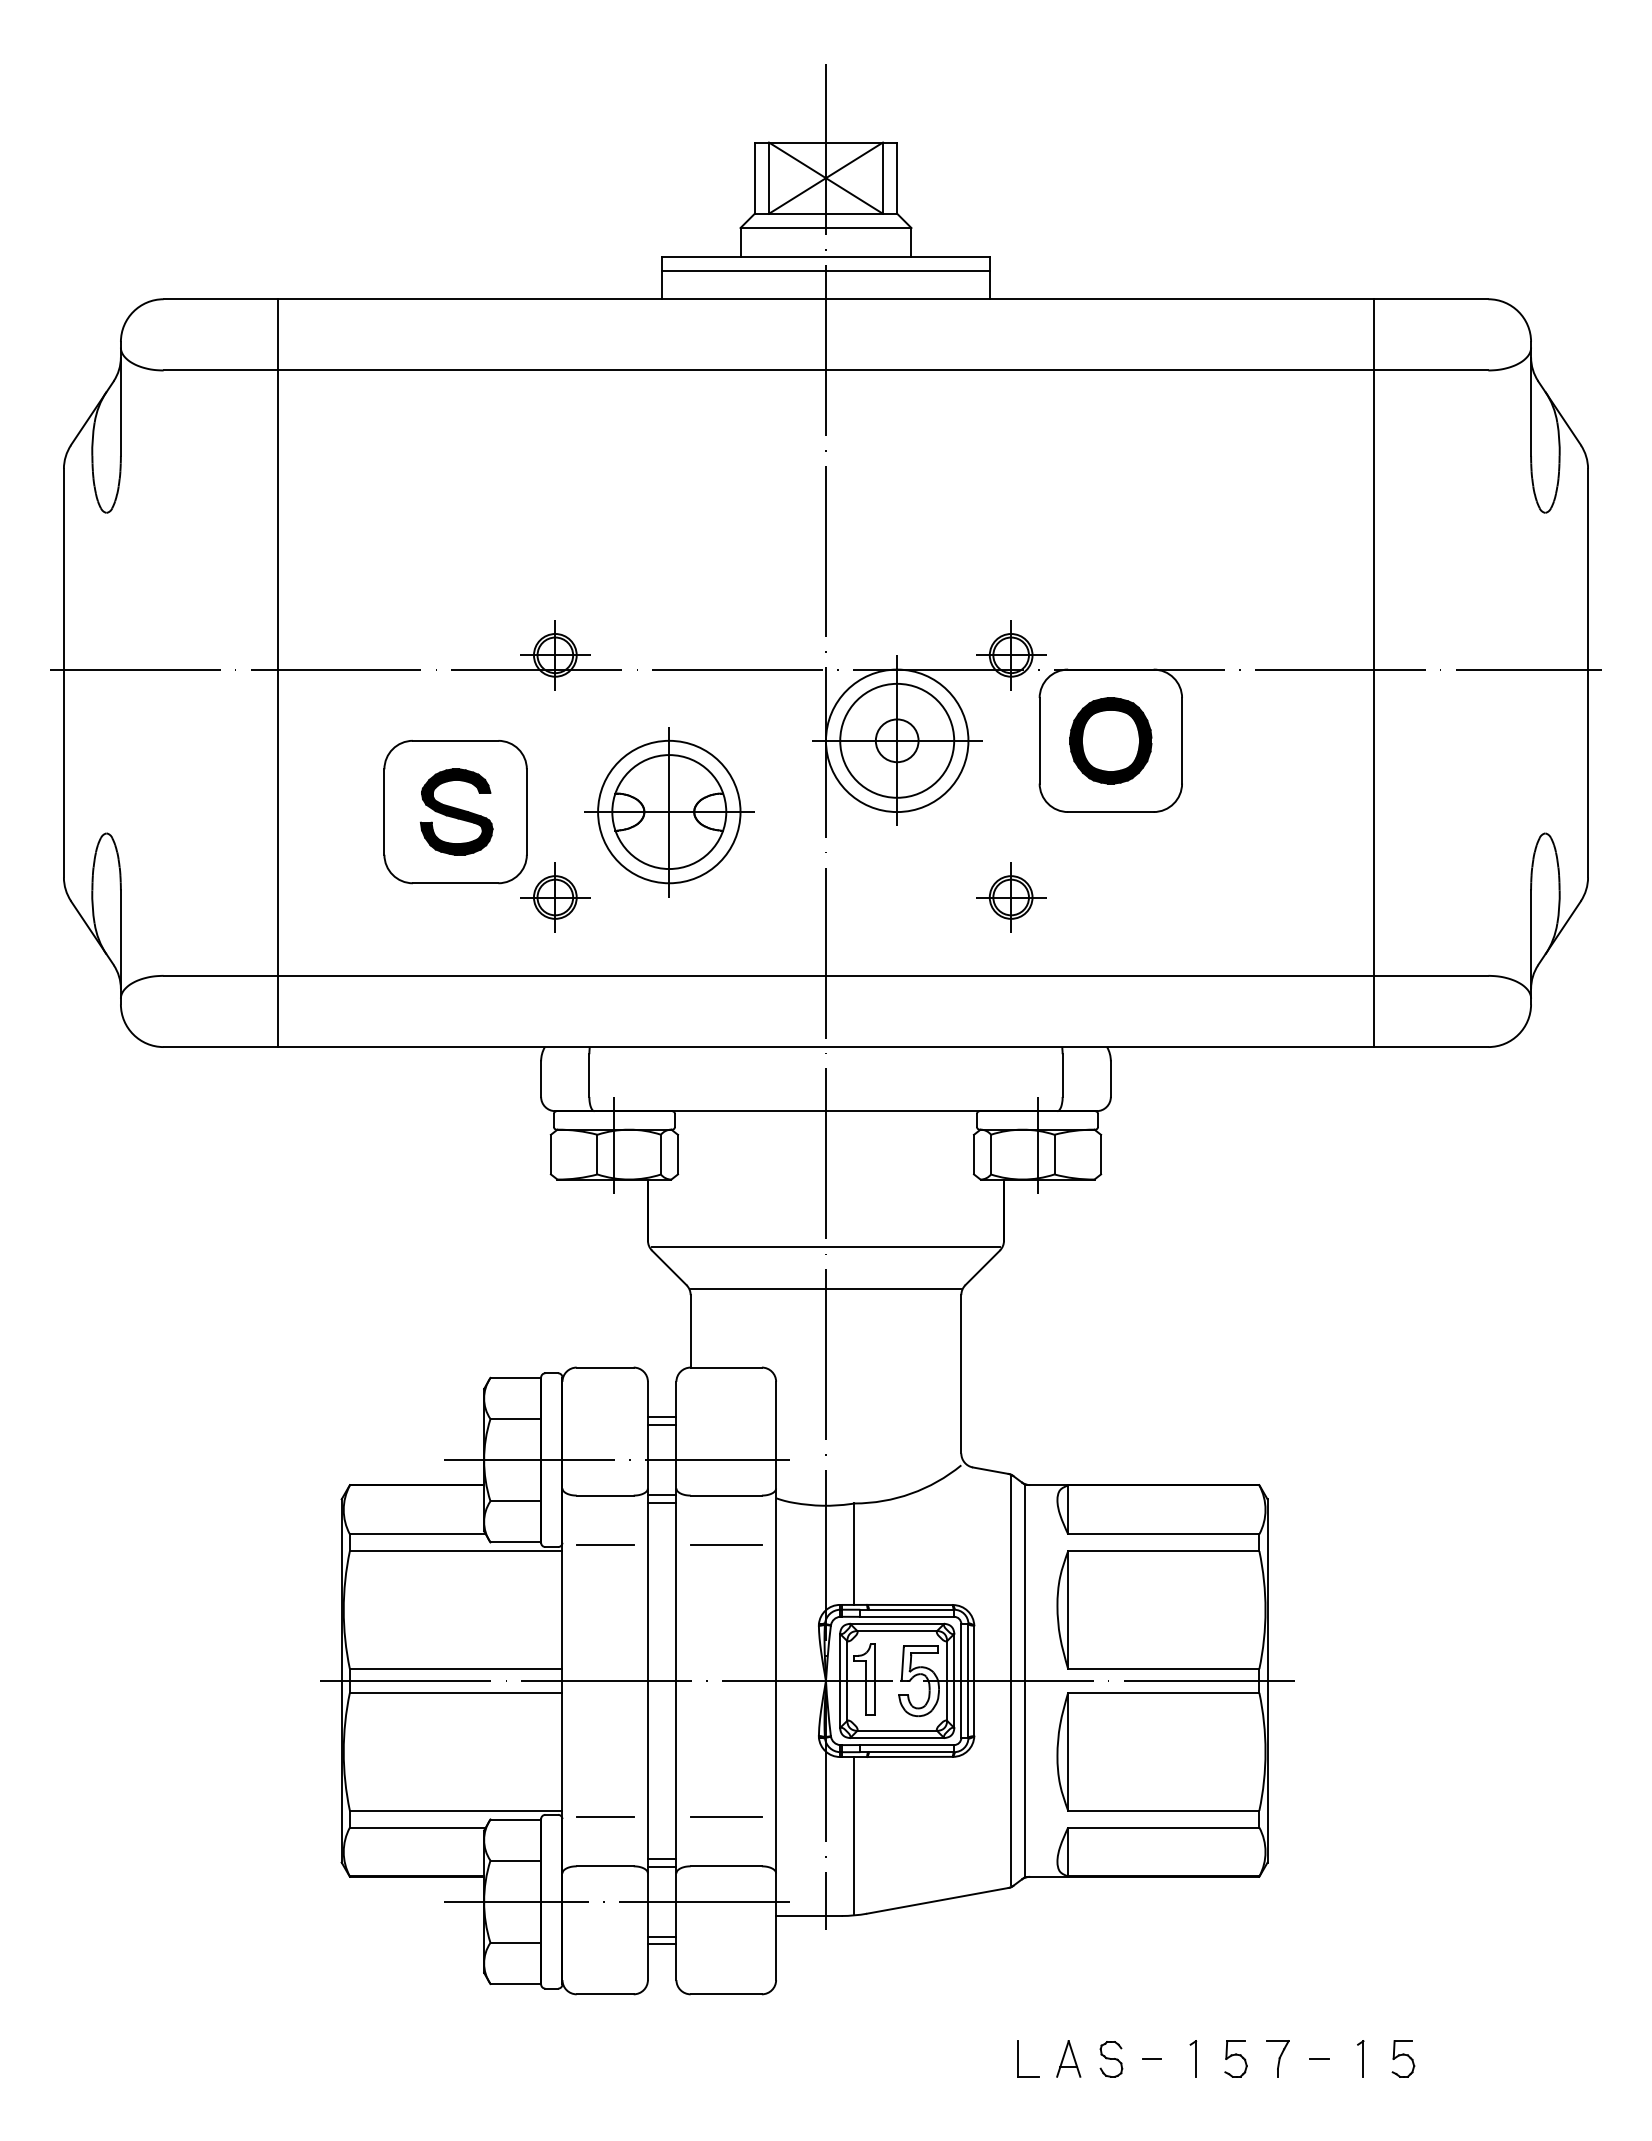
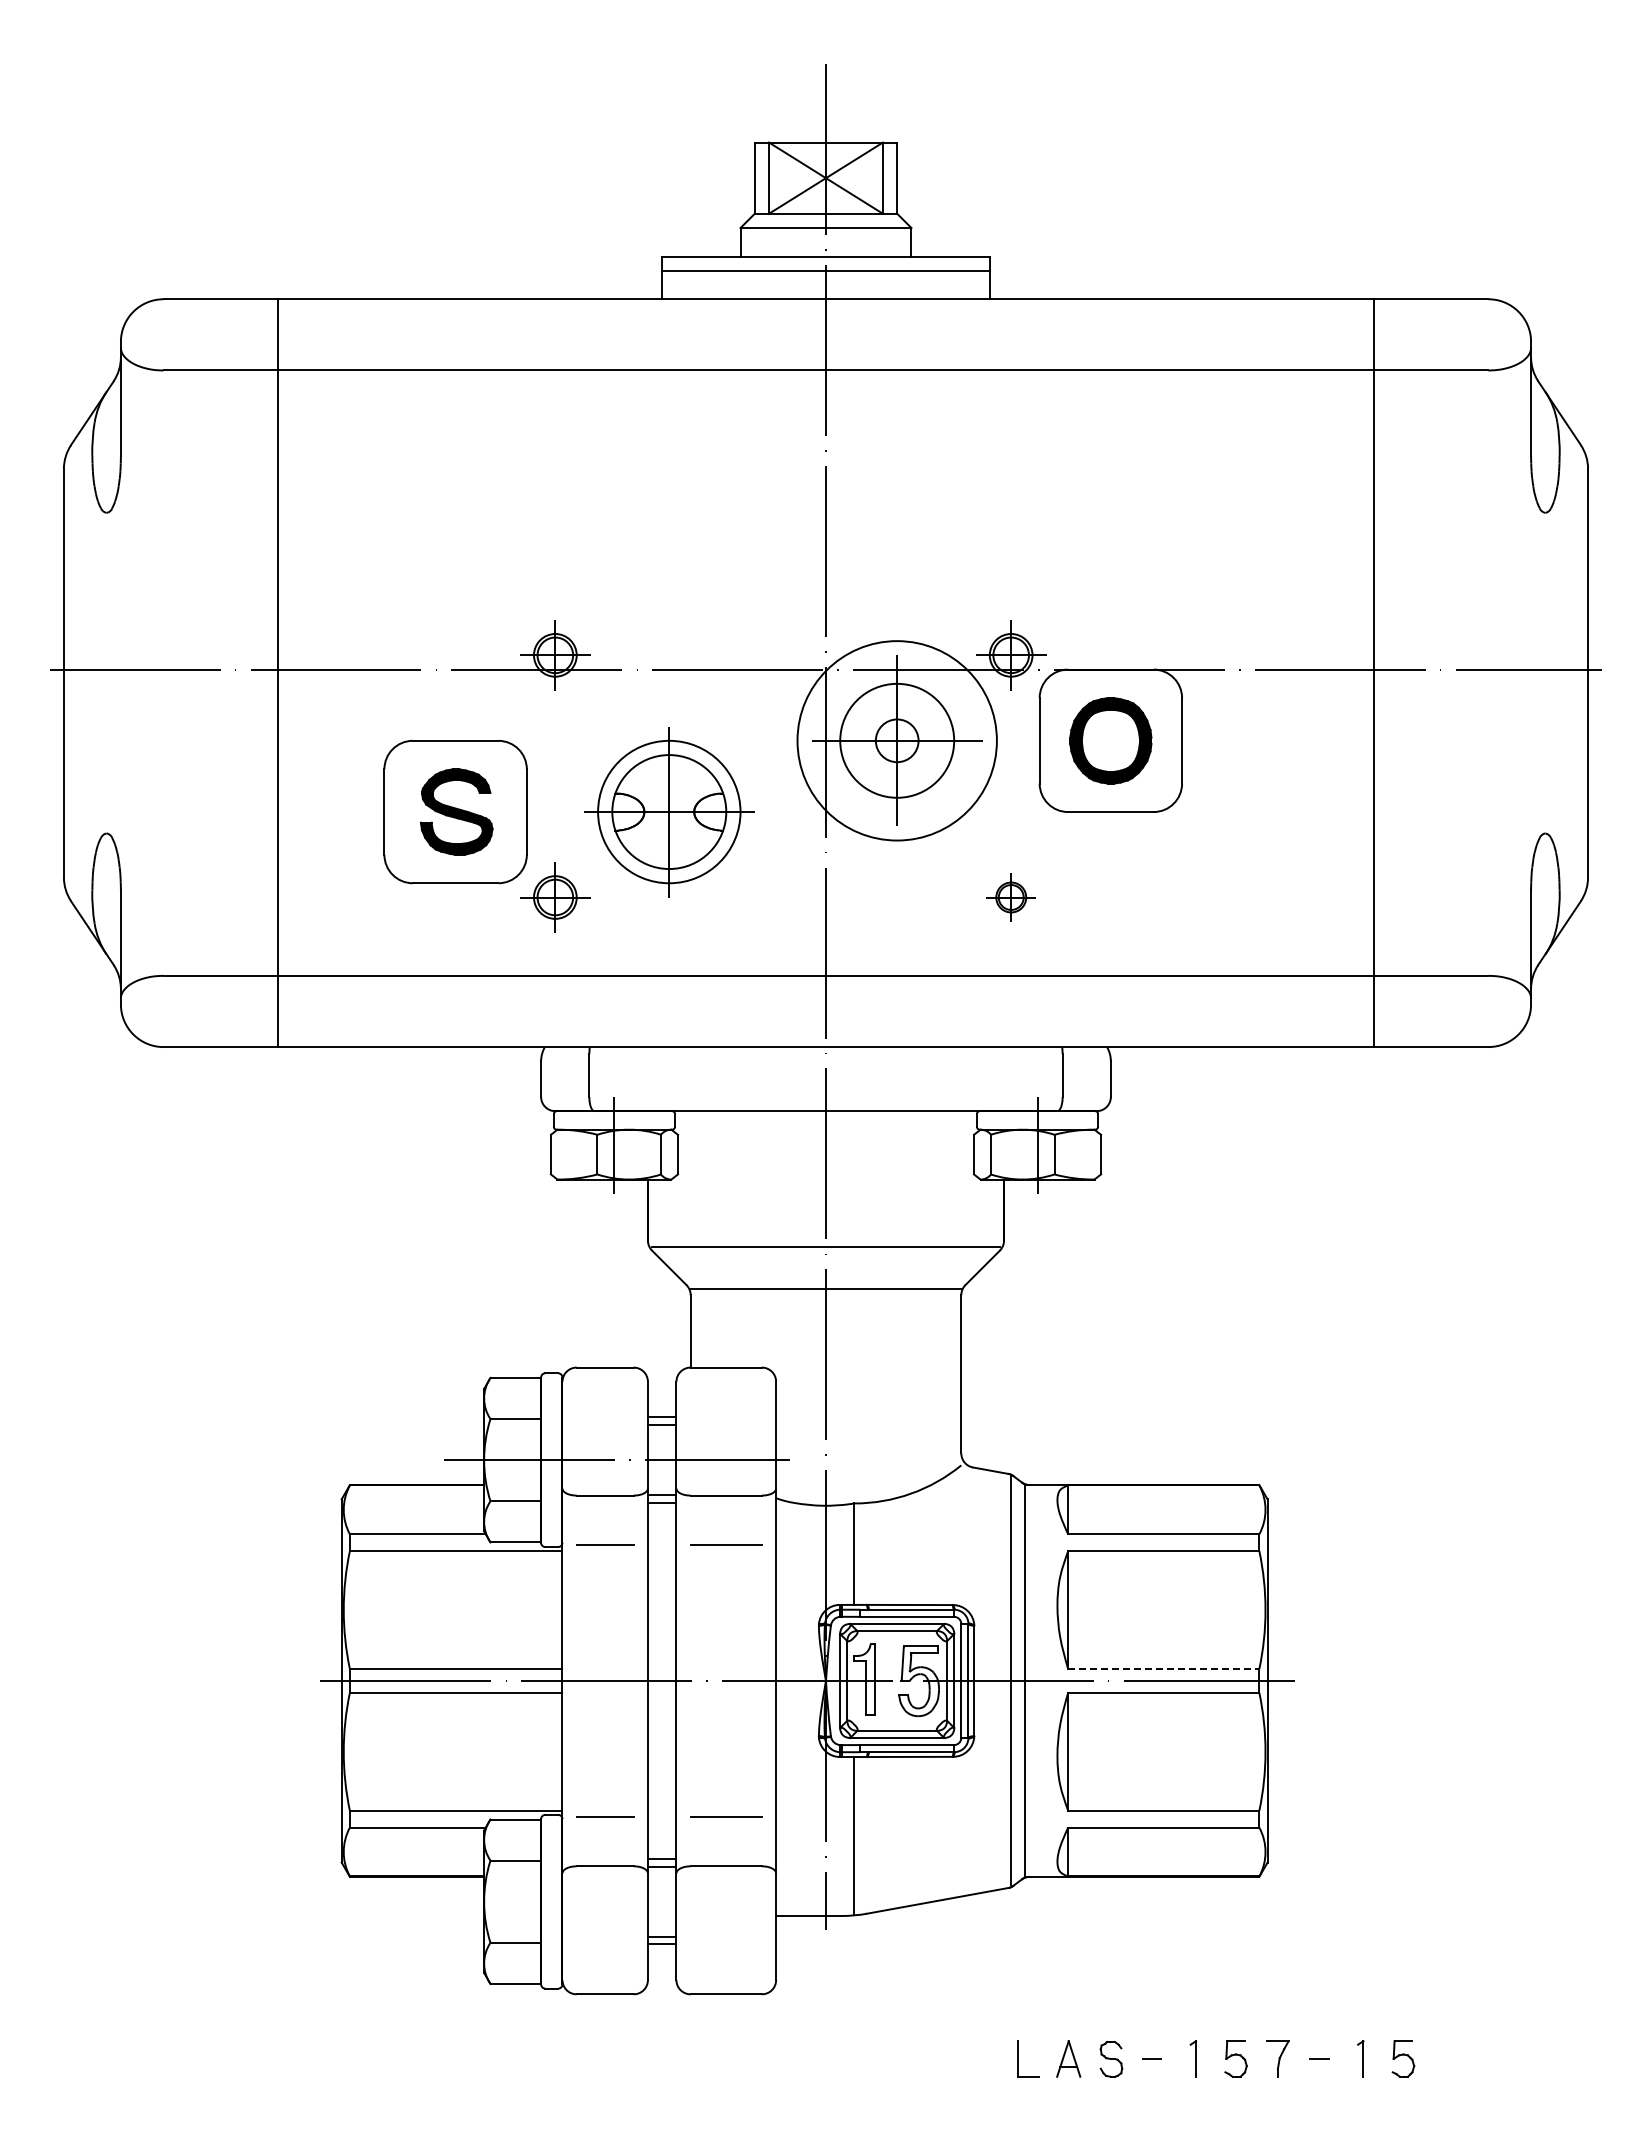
circle diameter: 142 px -> 199 px (896, 740)
part size: 71x71 px -> 50x49 px (1010, 897)
line: solid -> dashed (1163, 1669)
line: present -> none (616, 1901)
